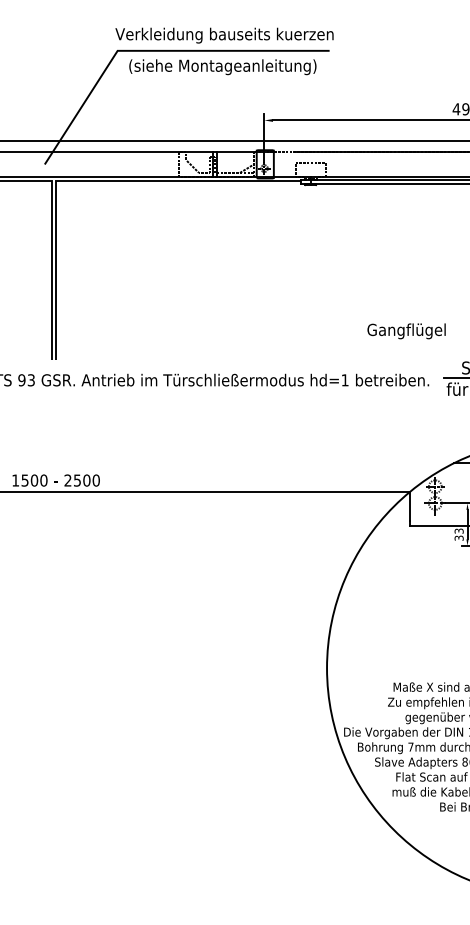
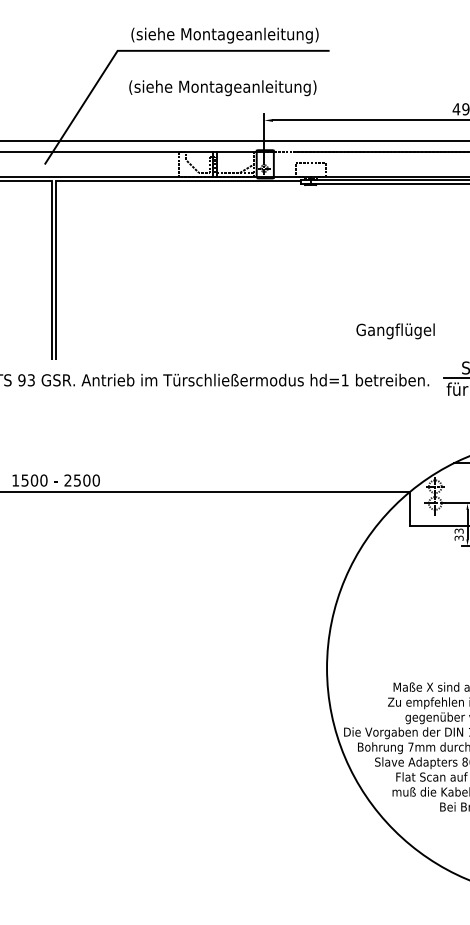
text: Verkleidung bauseits kuerzen -> (siehe Montageanleitung) (224, 35)
text position: (222, 67) -> (222, 88) (222, 88)
text position: (406, 331) -> (395, 331) (395, 331)
